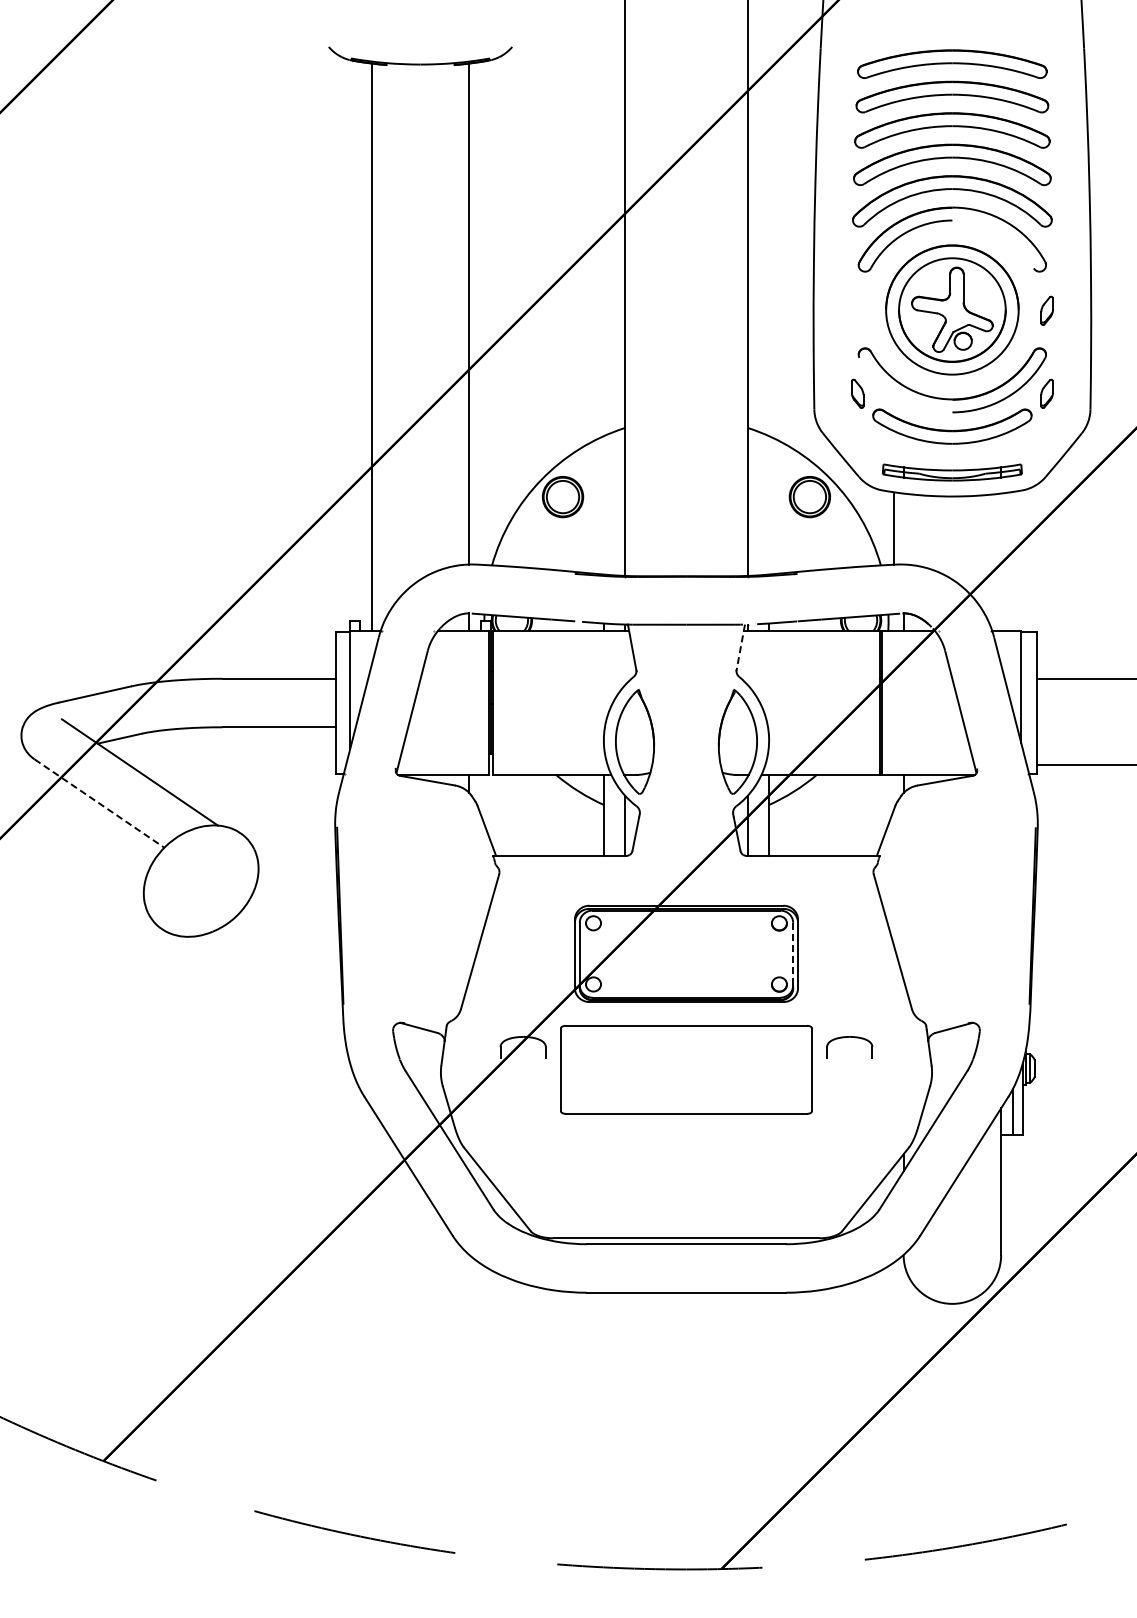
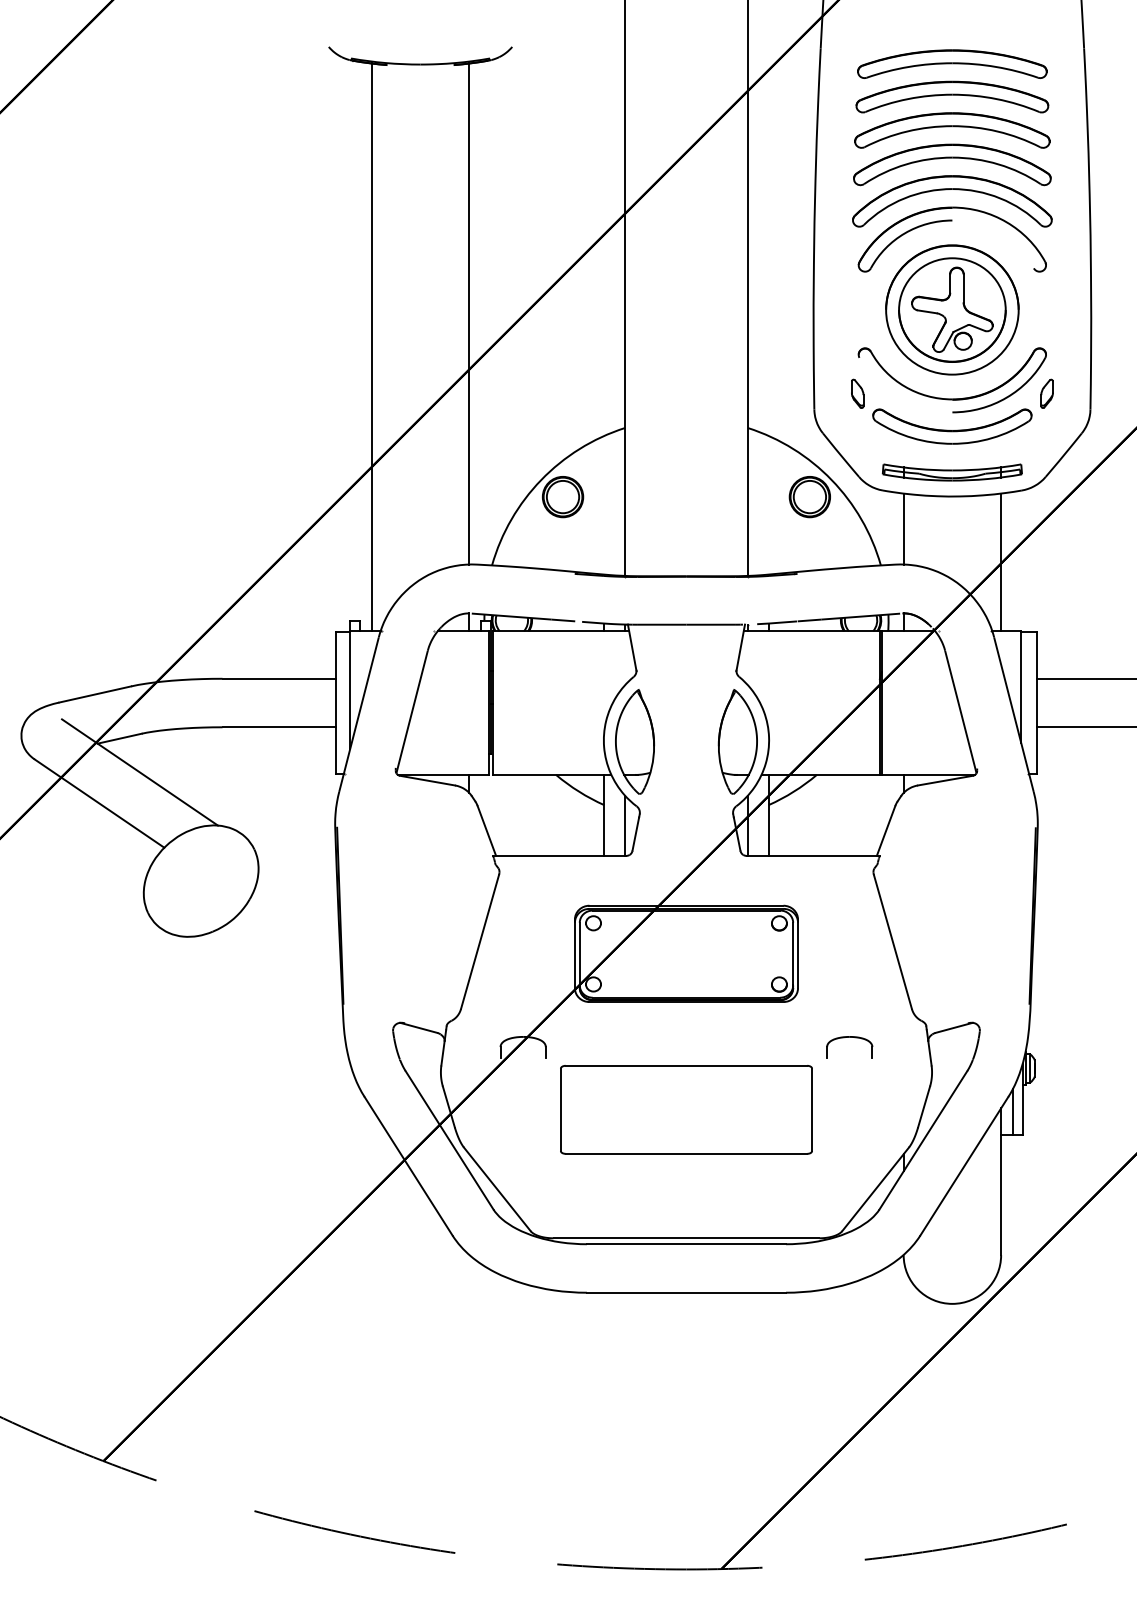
part: present -> none (1046, 310)
line position: (893, 528) -> (903, 528) (903, 528)
line: none -> present (1001, 562)
line: dashed -> solid (740, 647)
line position: (1085, 765) -> (1085, 727) (1085, 727)
line: dashed -> solid (99, 803)
line: dashed -> solid (793, 953)
part position: (686, 1069) -> (686, 1109) (686, 1109)
